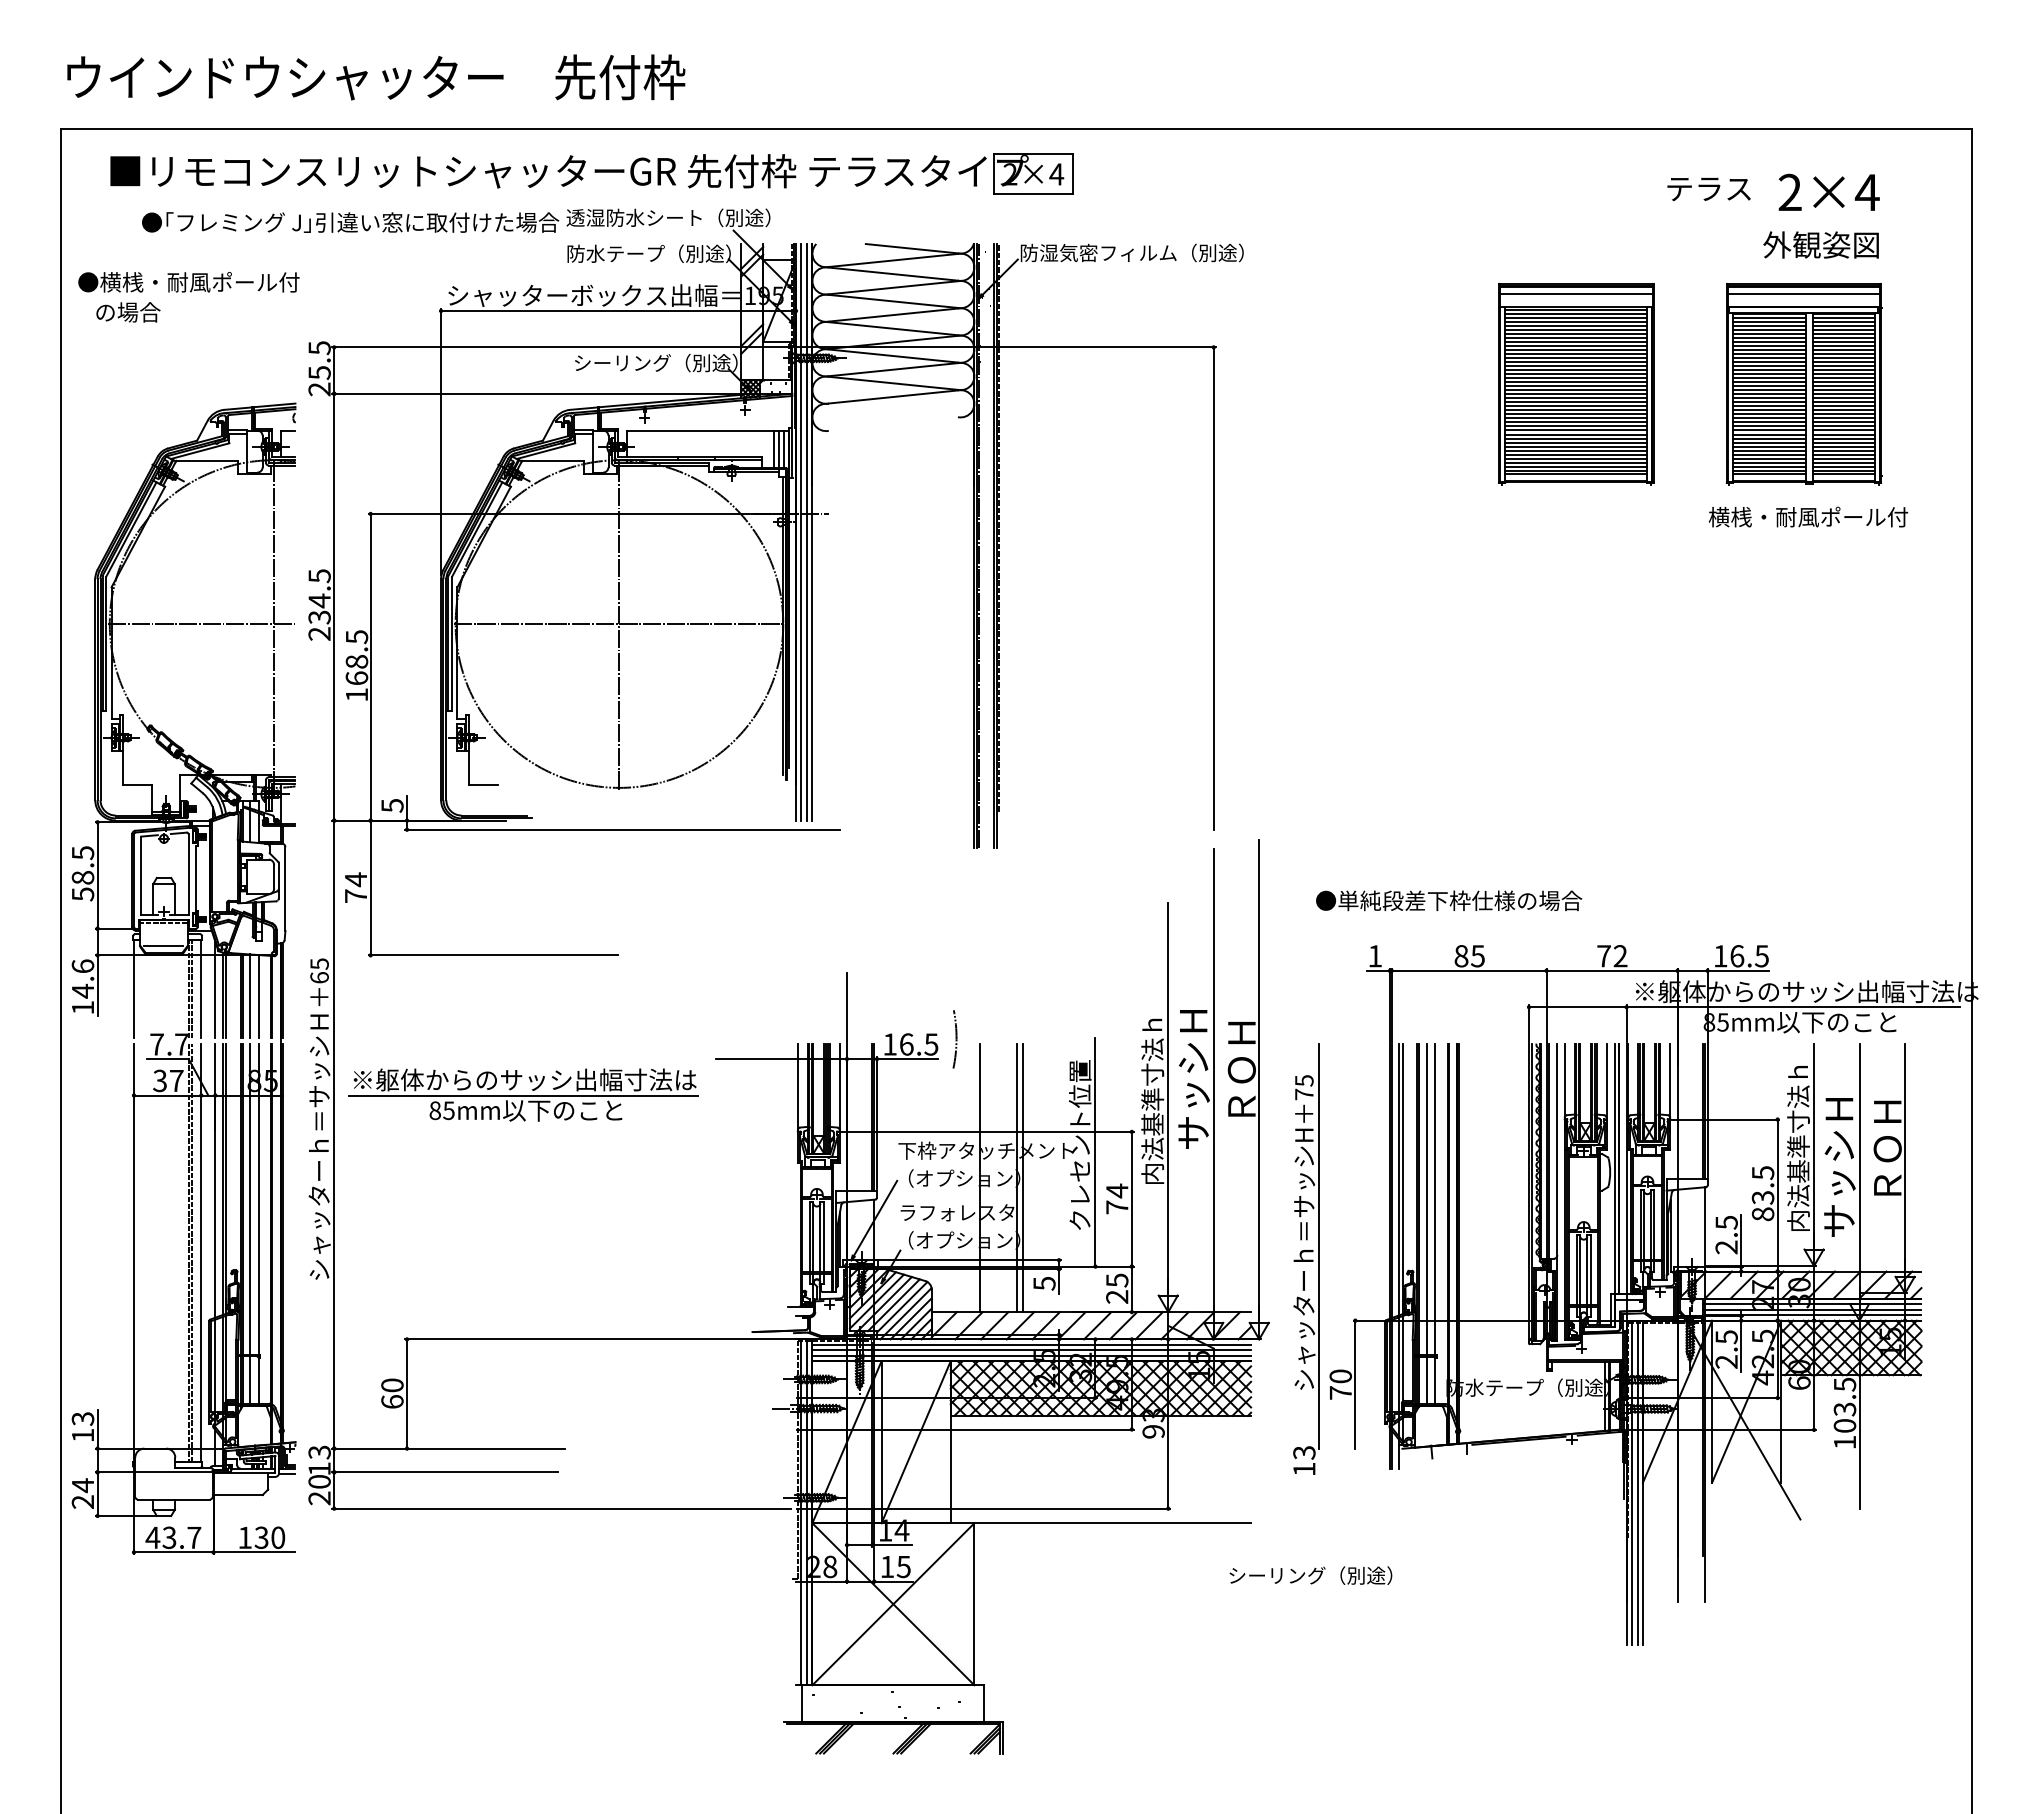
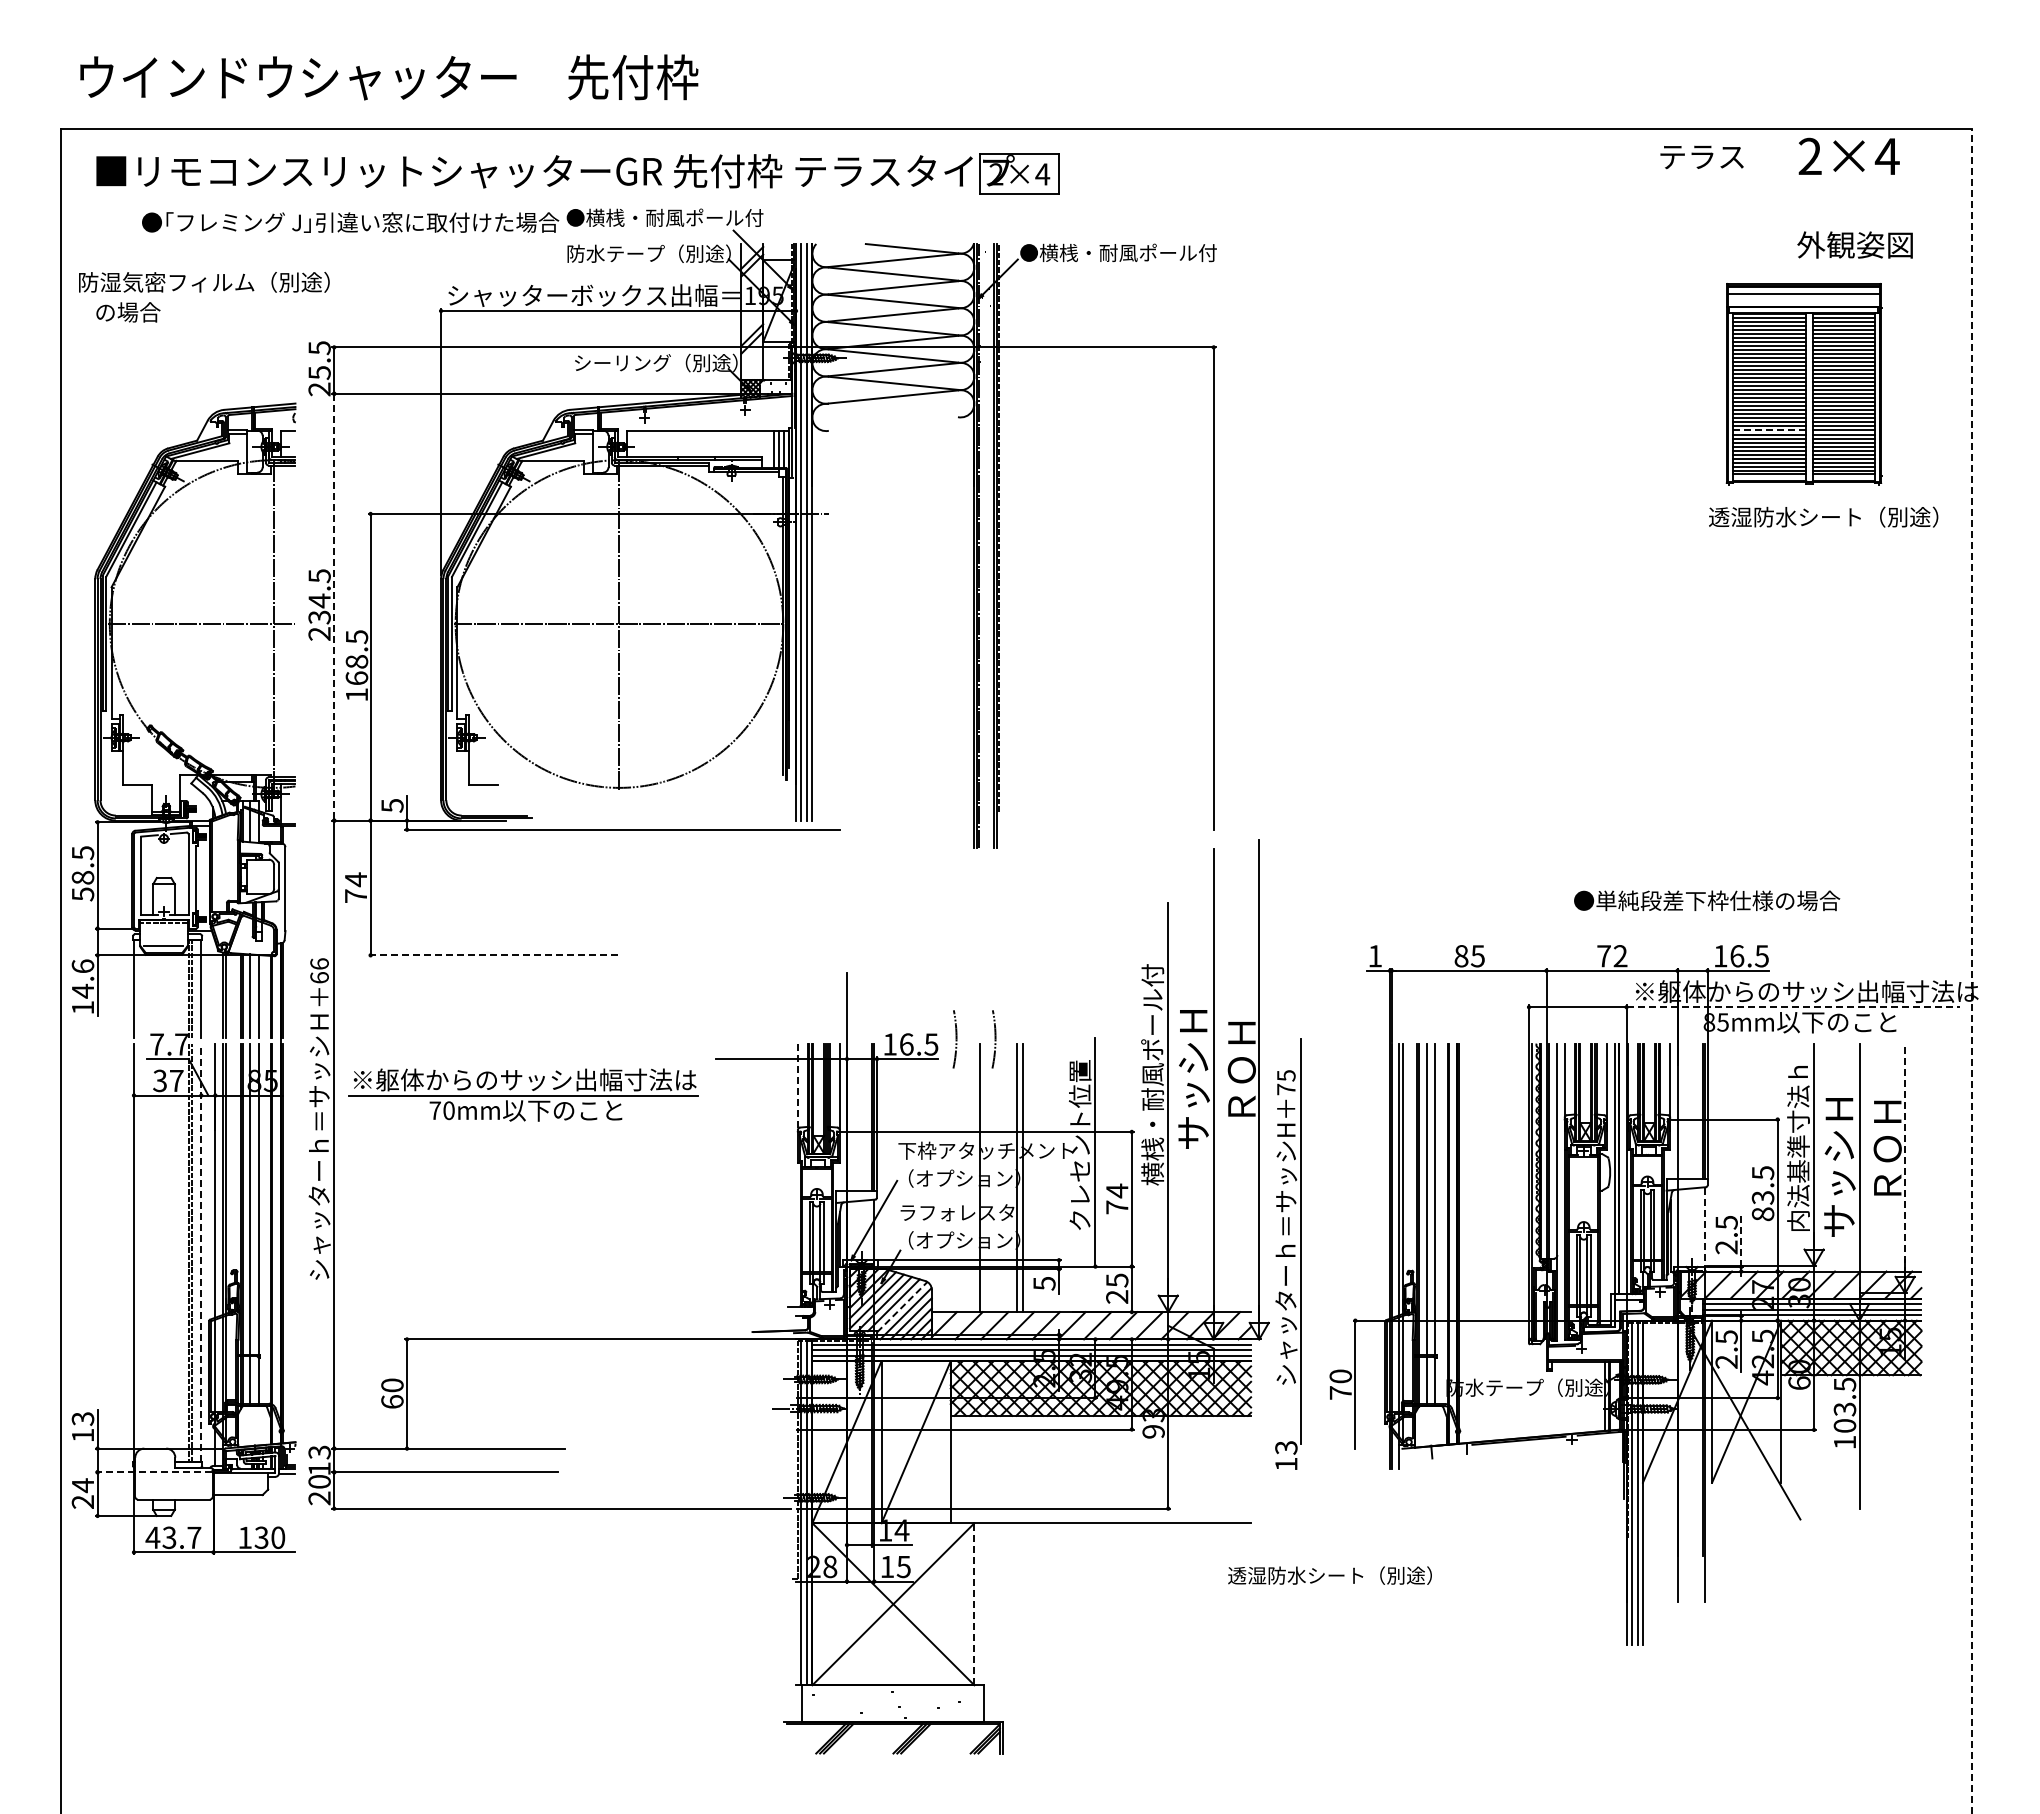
text position: (376, 77) -> (389, 77) (389, 77)
part position: (591, 173) -> (577, 173) (577, 173)
text position: (1708, 189) -> (1701, 157) (1701, 157)
text position: (1828, 191) -> (1848, 155) (1848, 155)
text: 透湿防水シート（別途） -> ●横桟・耐風ポール付 (668, 217)
text position: (1820, 244) -> (1854, 244) (1854, 244)
text: 防湿気密フィルム（別途） -> ●横桟・耐風ポール付 (1131, 252)
text: ●横桟・耐風ポール付 -> 防湿気密フィルム（別途） (203, 281)
part: present -> none (1576, 384)
line: solid -> dashed (1769, 430)
text: 横桟・耐風ポール付 -> 透湿防水シート（別途） (1823, 516)
line: solid -> dashed (334, 607)
text position: (1449, 900) -> (1707, 900) (1707, 900)
line: solid -> dashed (492, 955)
text: 65 -> 66 (319, 963)
line: solid -> dashed (1972, 970)
line: present -> none (215, 990)
line: solid -> dashed (1793, 1007)
arc: none -> present (994, 1039)
text: 内法基準寸法ｈ -> 横桟・耐風ポール付 (1152, 1074)
line: solid -> dashed (797, 1087)
text: 85mm -> 70mm (441, 1110)
line: solid -> dashed (1905, 1158)
line: solid -> dashed (1704, 1228)
line: solid -> dashed (1741, 1241)
line: solid -> dashed (201, 1252)
part position: (1306, 1258) -> (1288, 1253) (1288, 1253)
line: solid -> dashed (902, 1307)
line: solid -> dashed (153, 1472)
text: シーリング（別途） -> 透湿防水シート（別途） (1329, 1575)
line: solid -> dashed (974, 1604)
